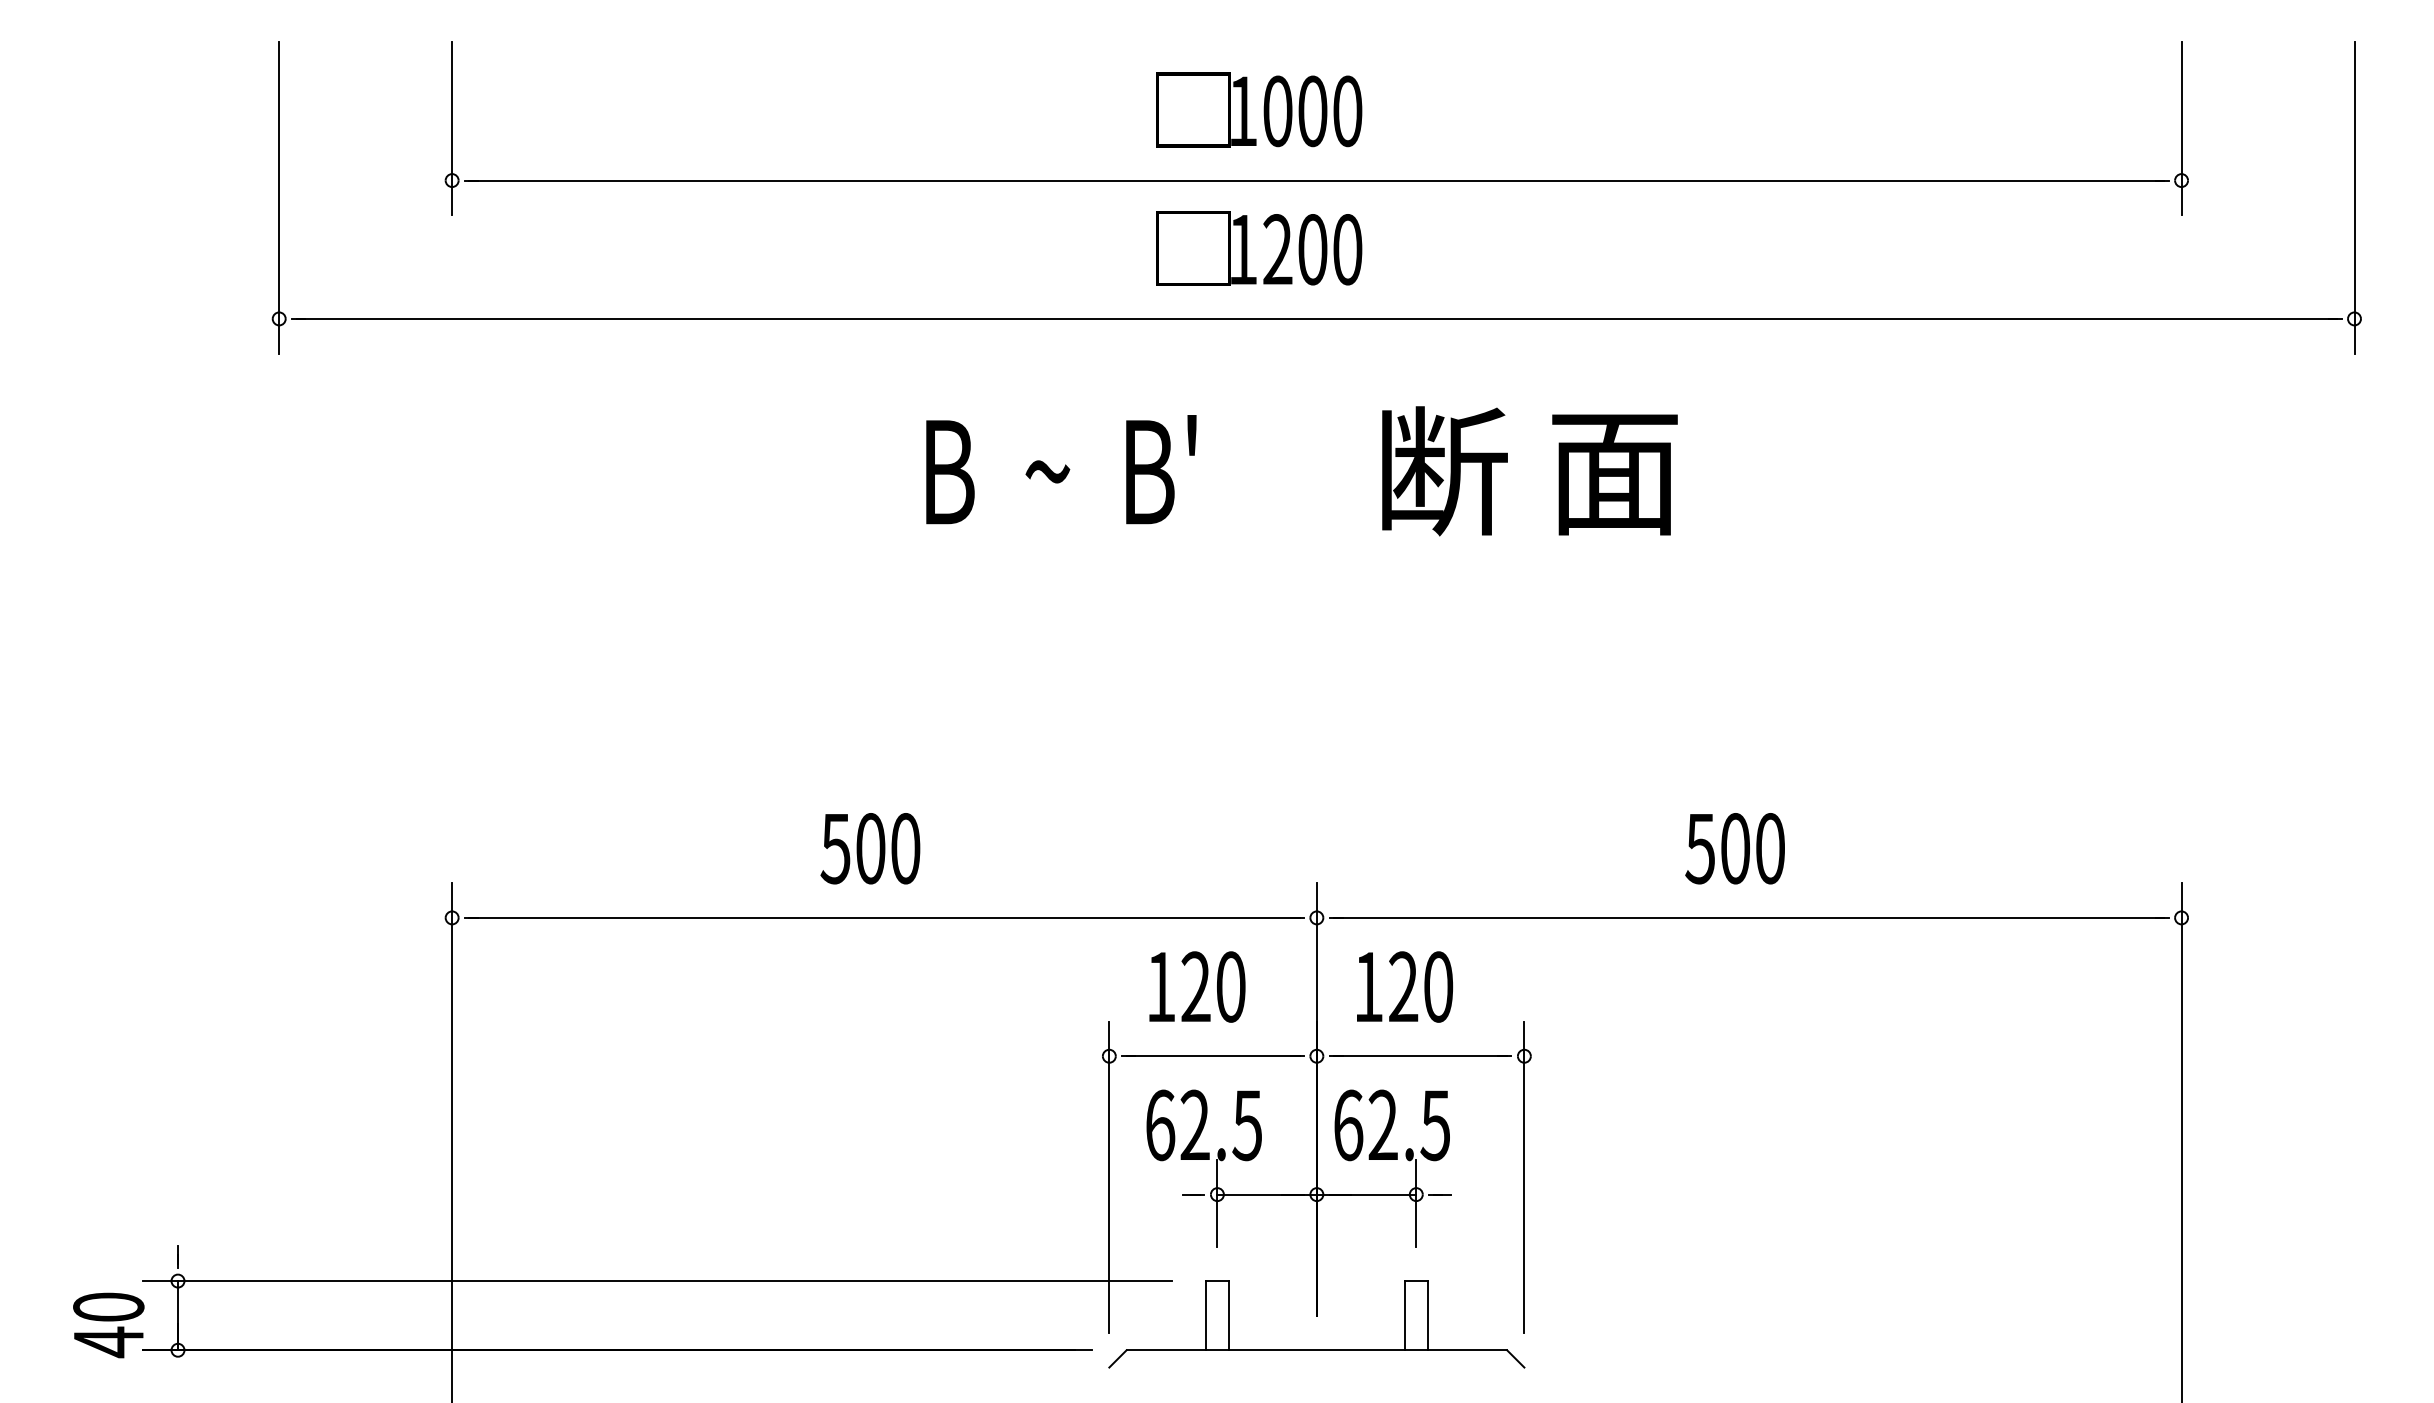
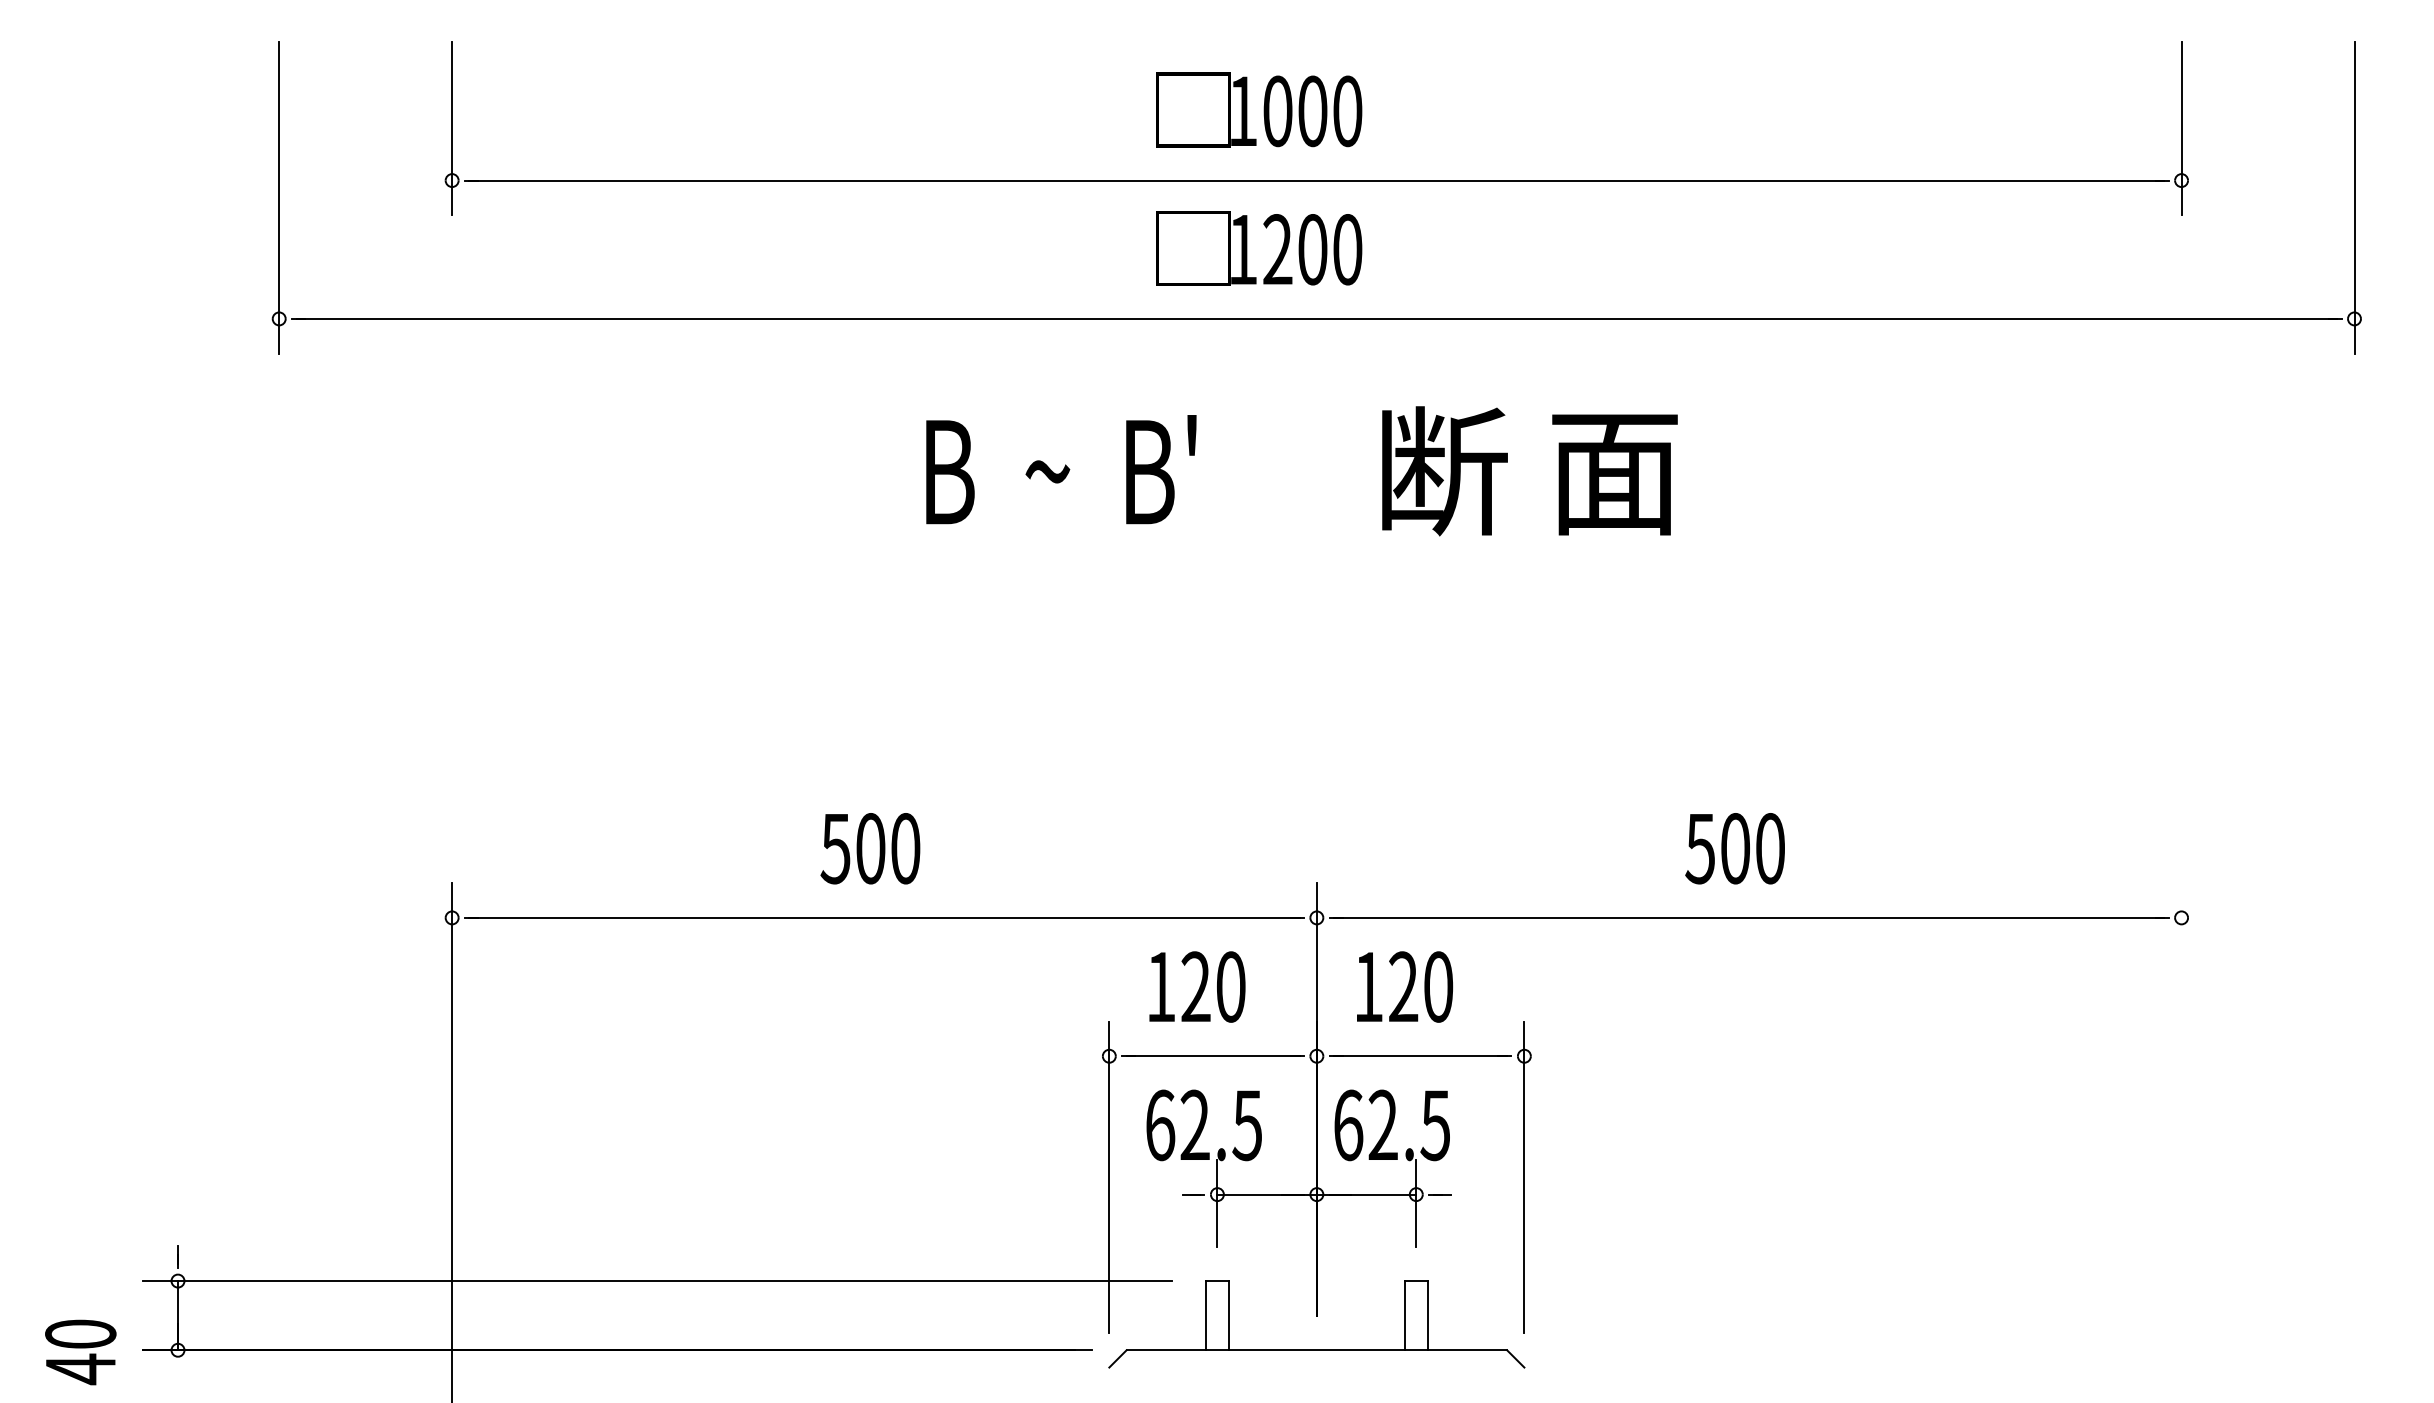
line: present -> none (2181, 1141)
text position: (108, 1325) -> (80, 1352) (80, 1352)
